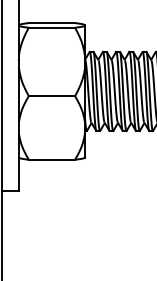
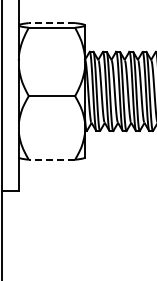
line: solid -> dashed (51, 23)
line: solid -> dashed (51, 159)
